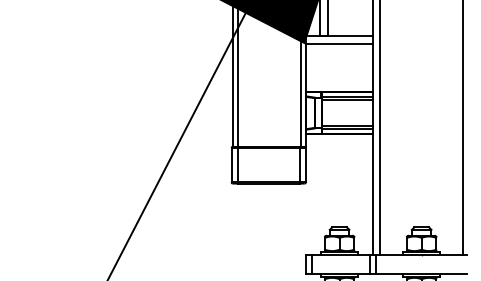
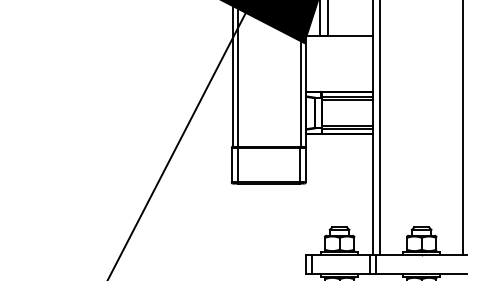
line: present -> none (339, 44)
